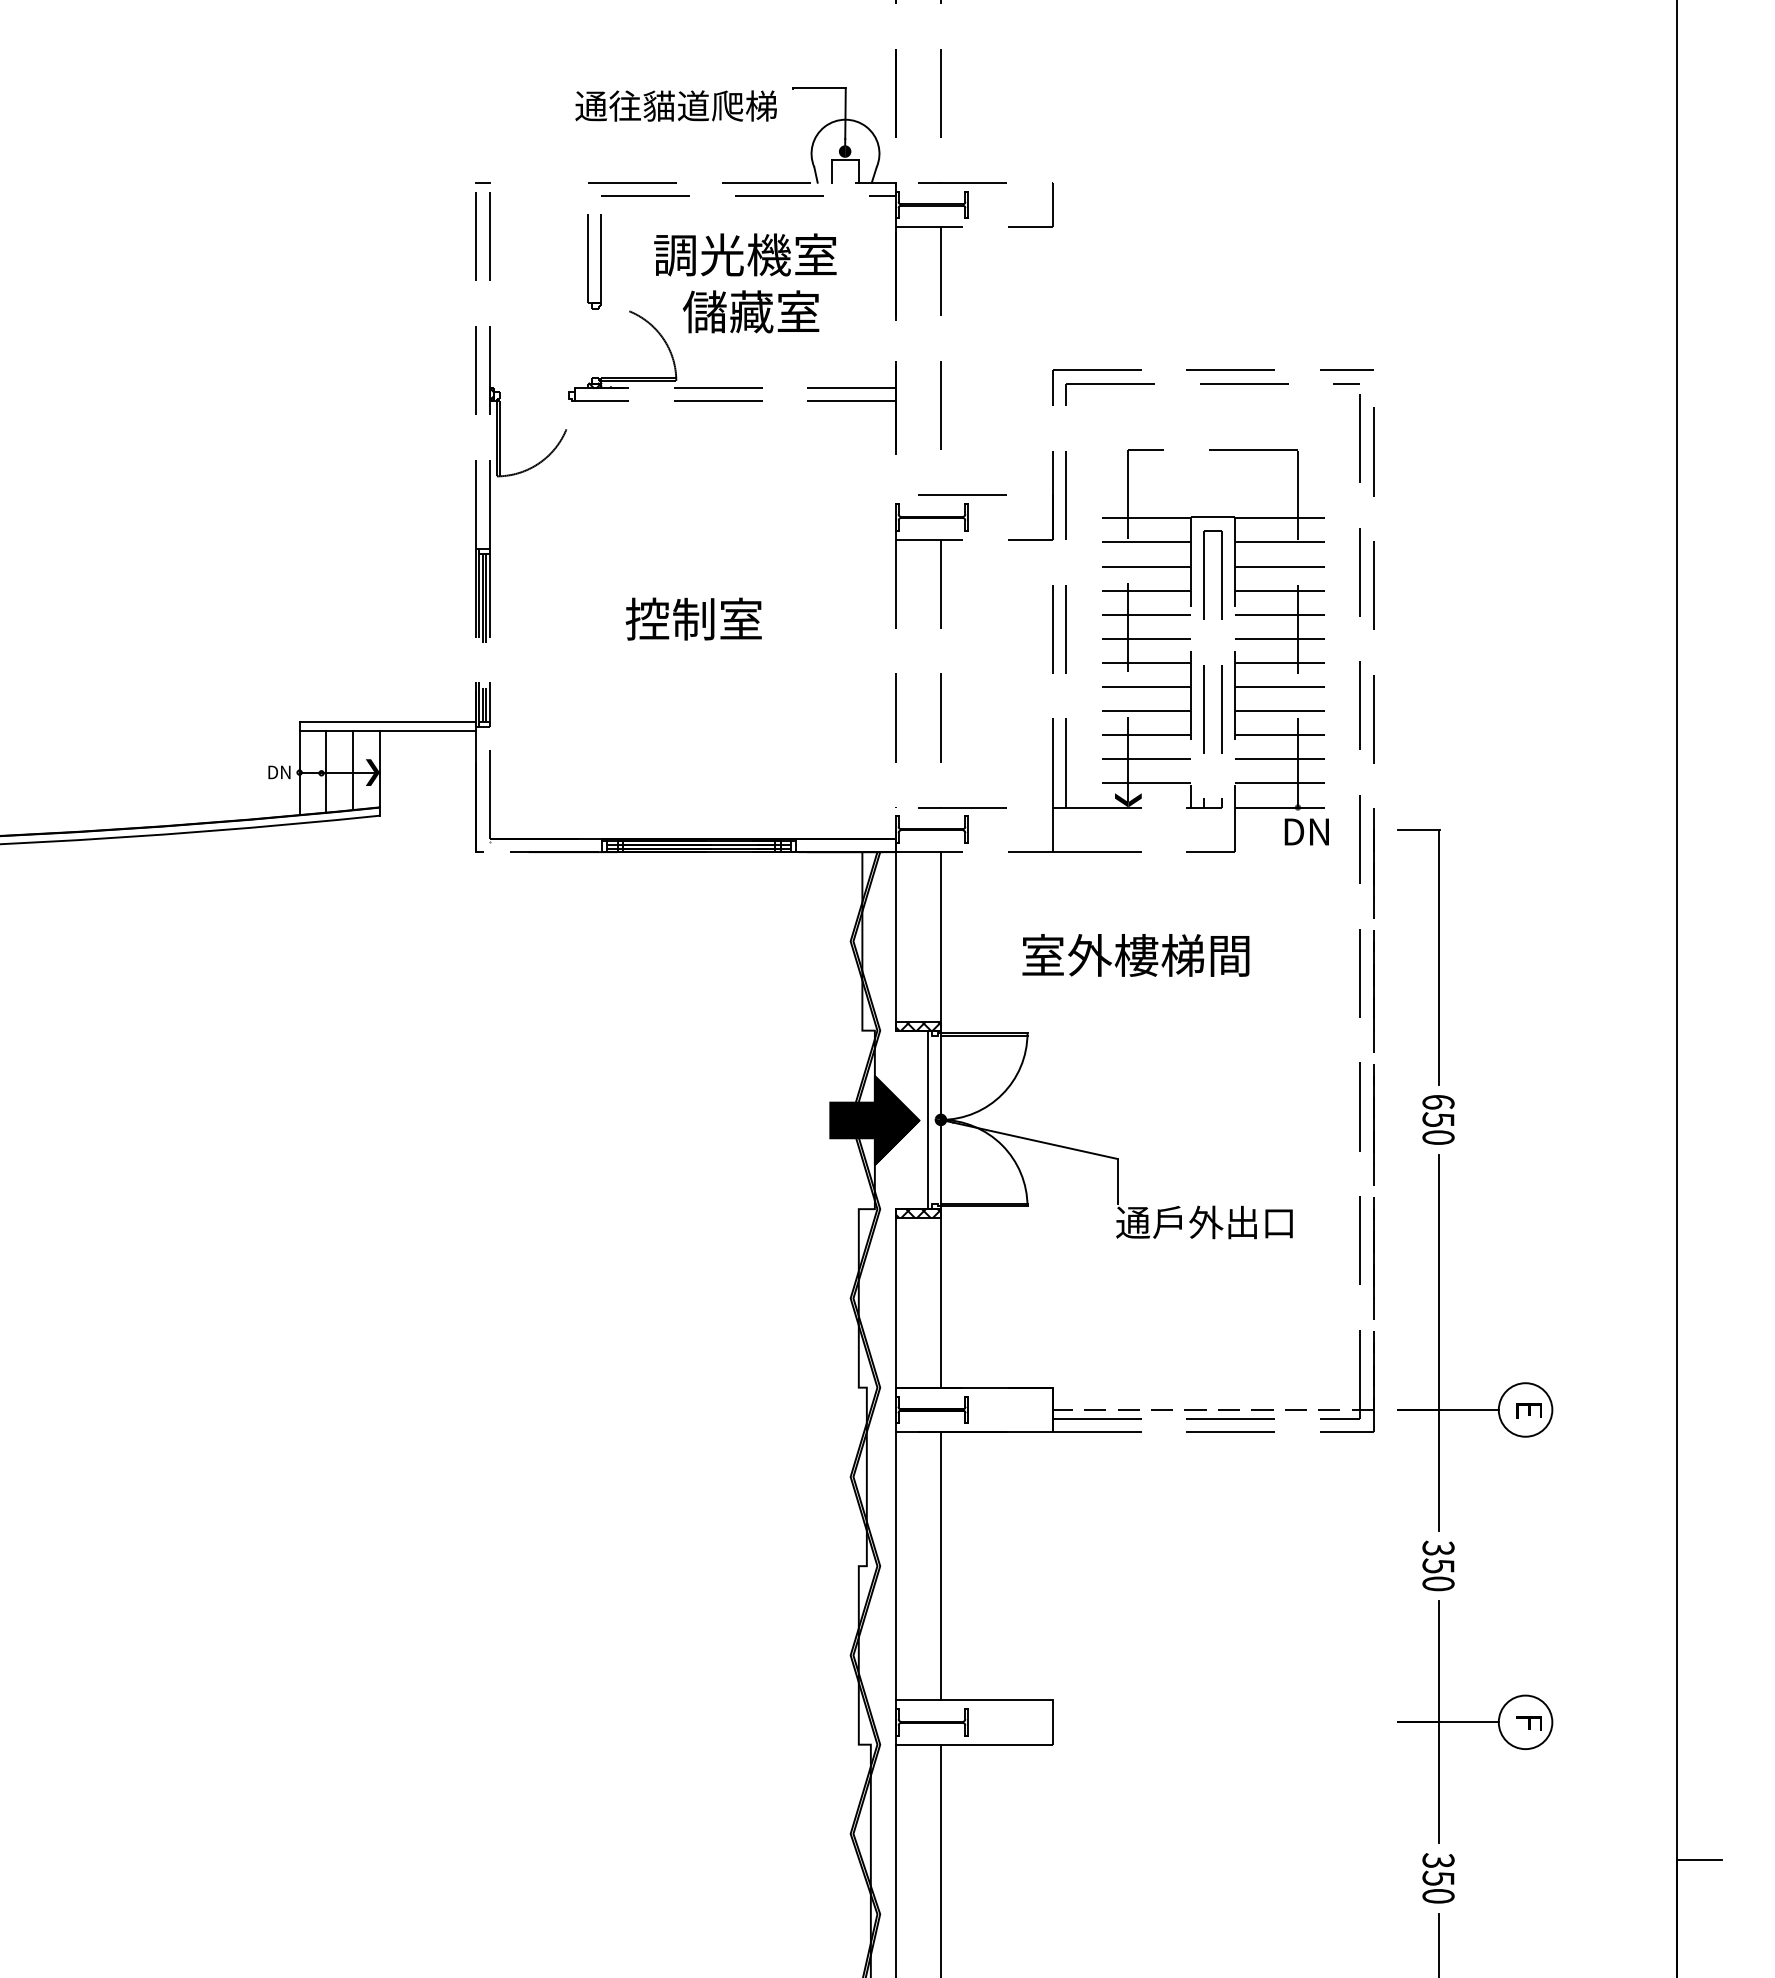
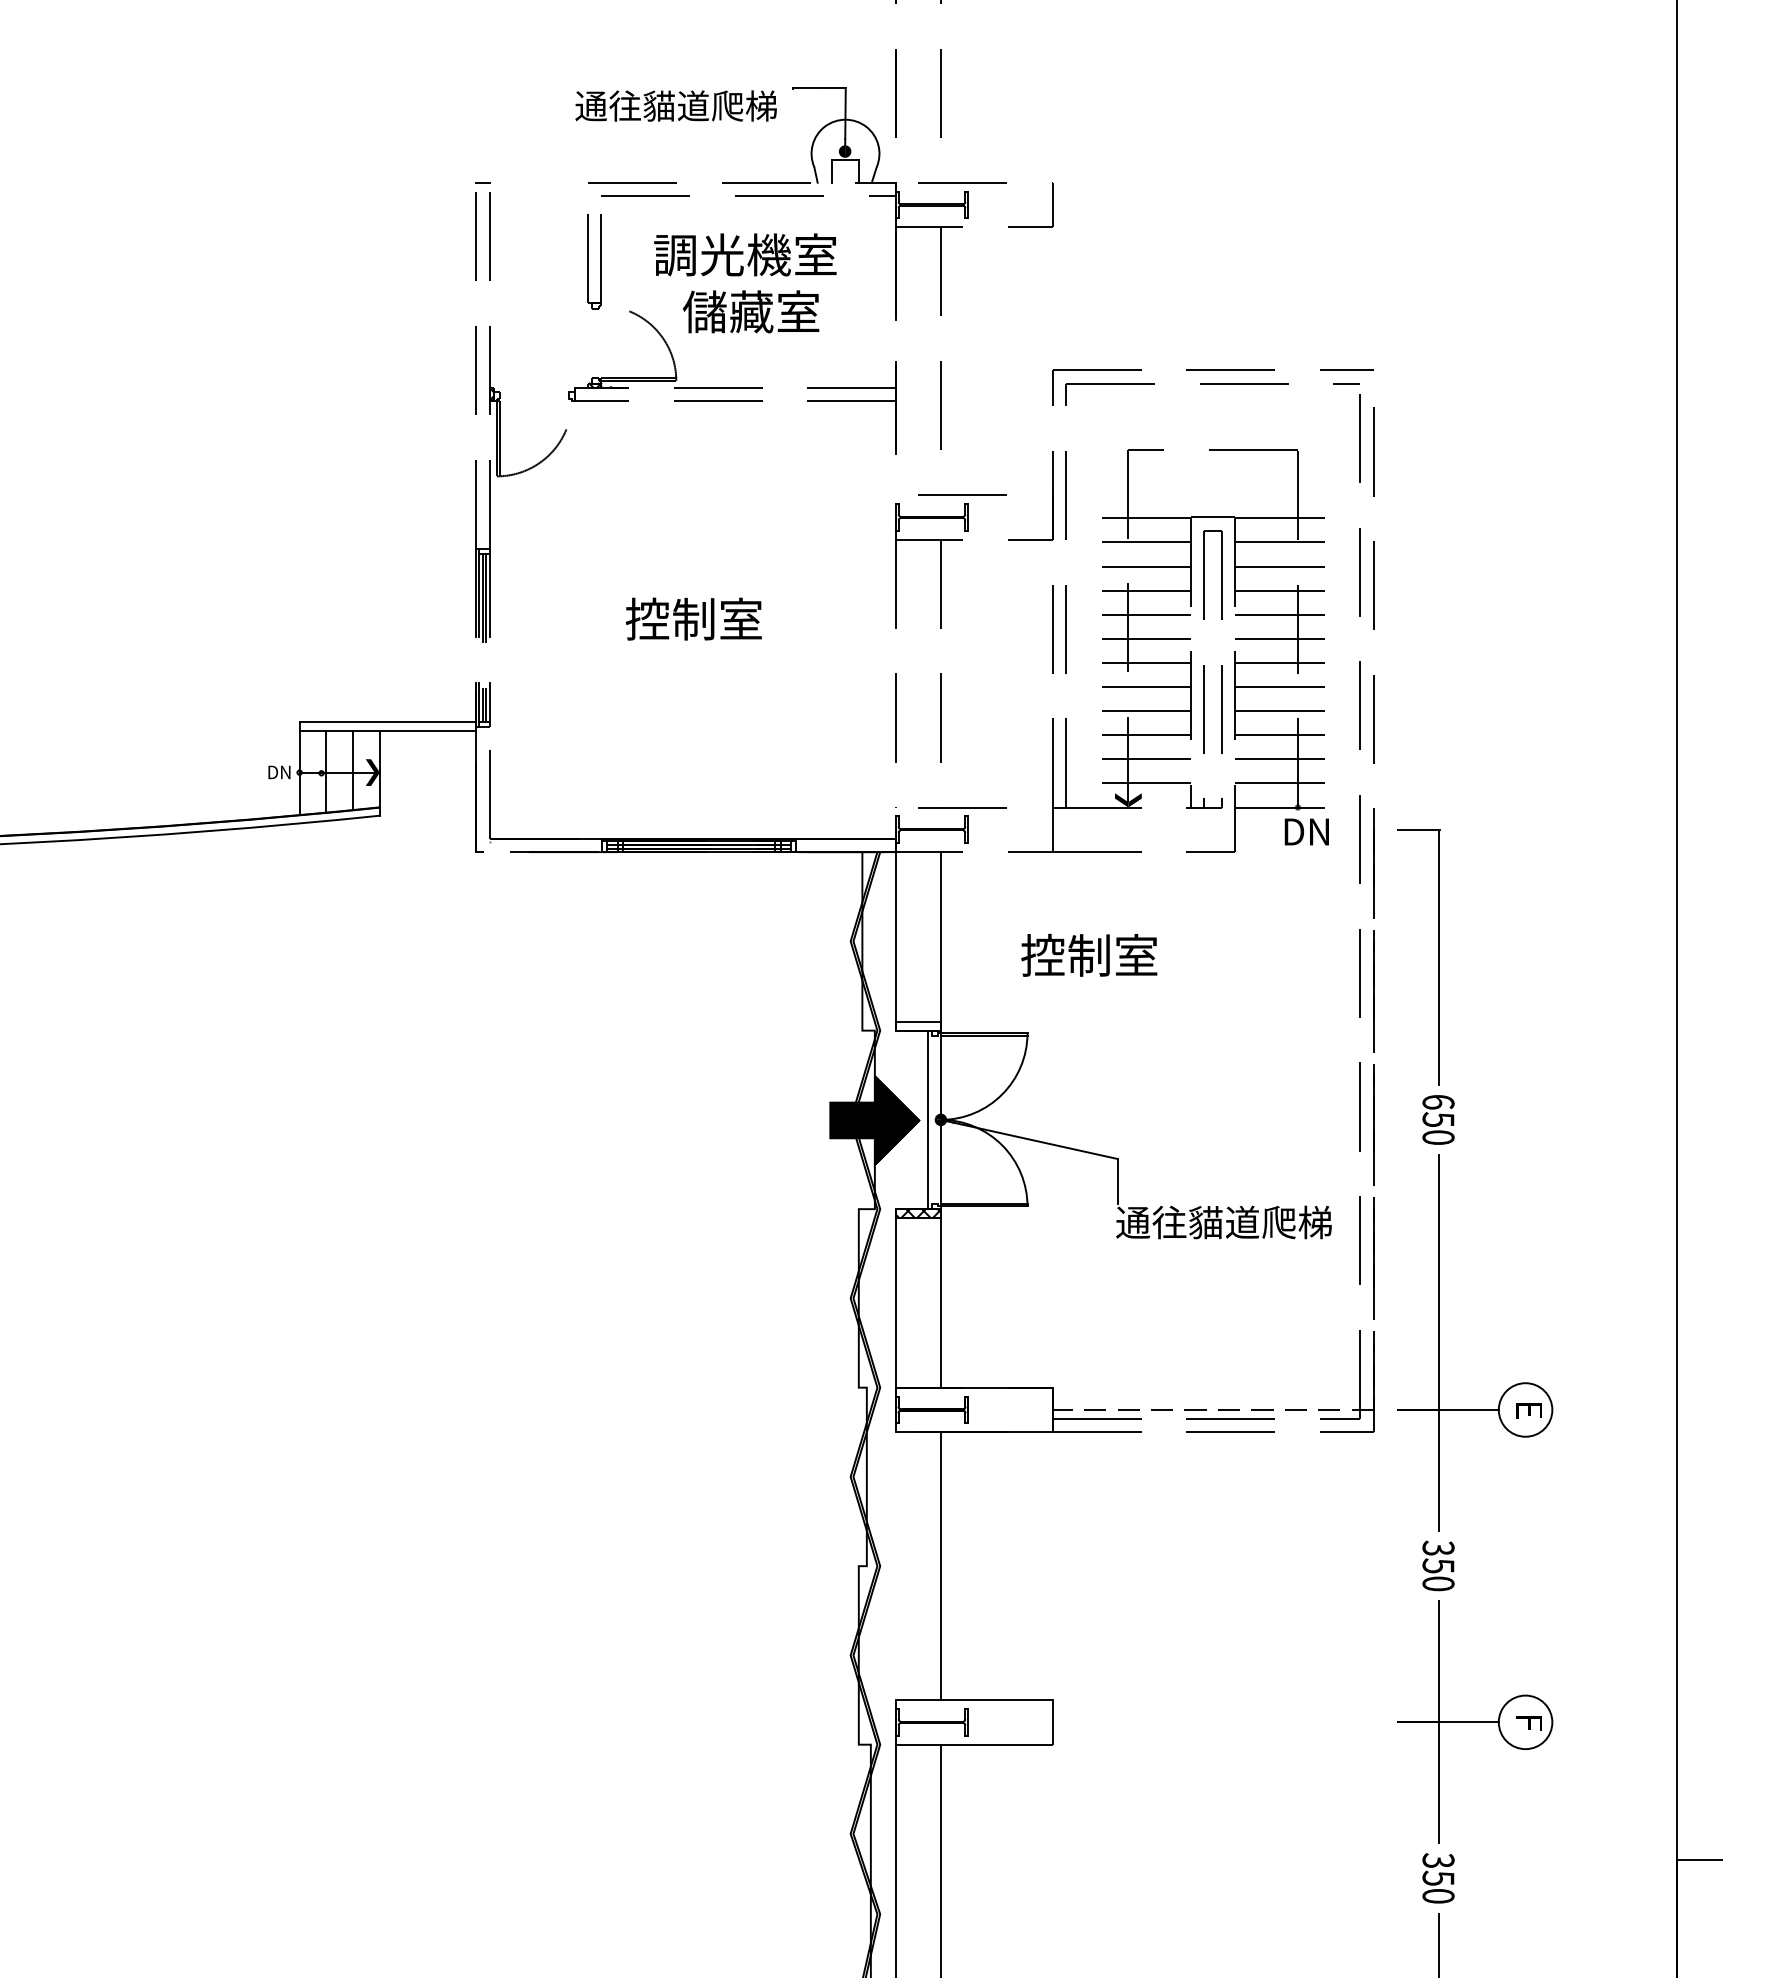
text: 室外樓梯間 -> 控制室 (1135, 954)
hatch: present -> none (918, 1025)
text: 通戶外出口 -> 通往貓道爬梯 (1241, 1222)
line: present -> none (896, 1566)
